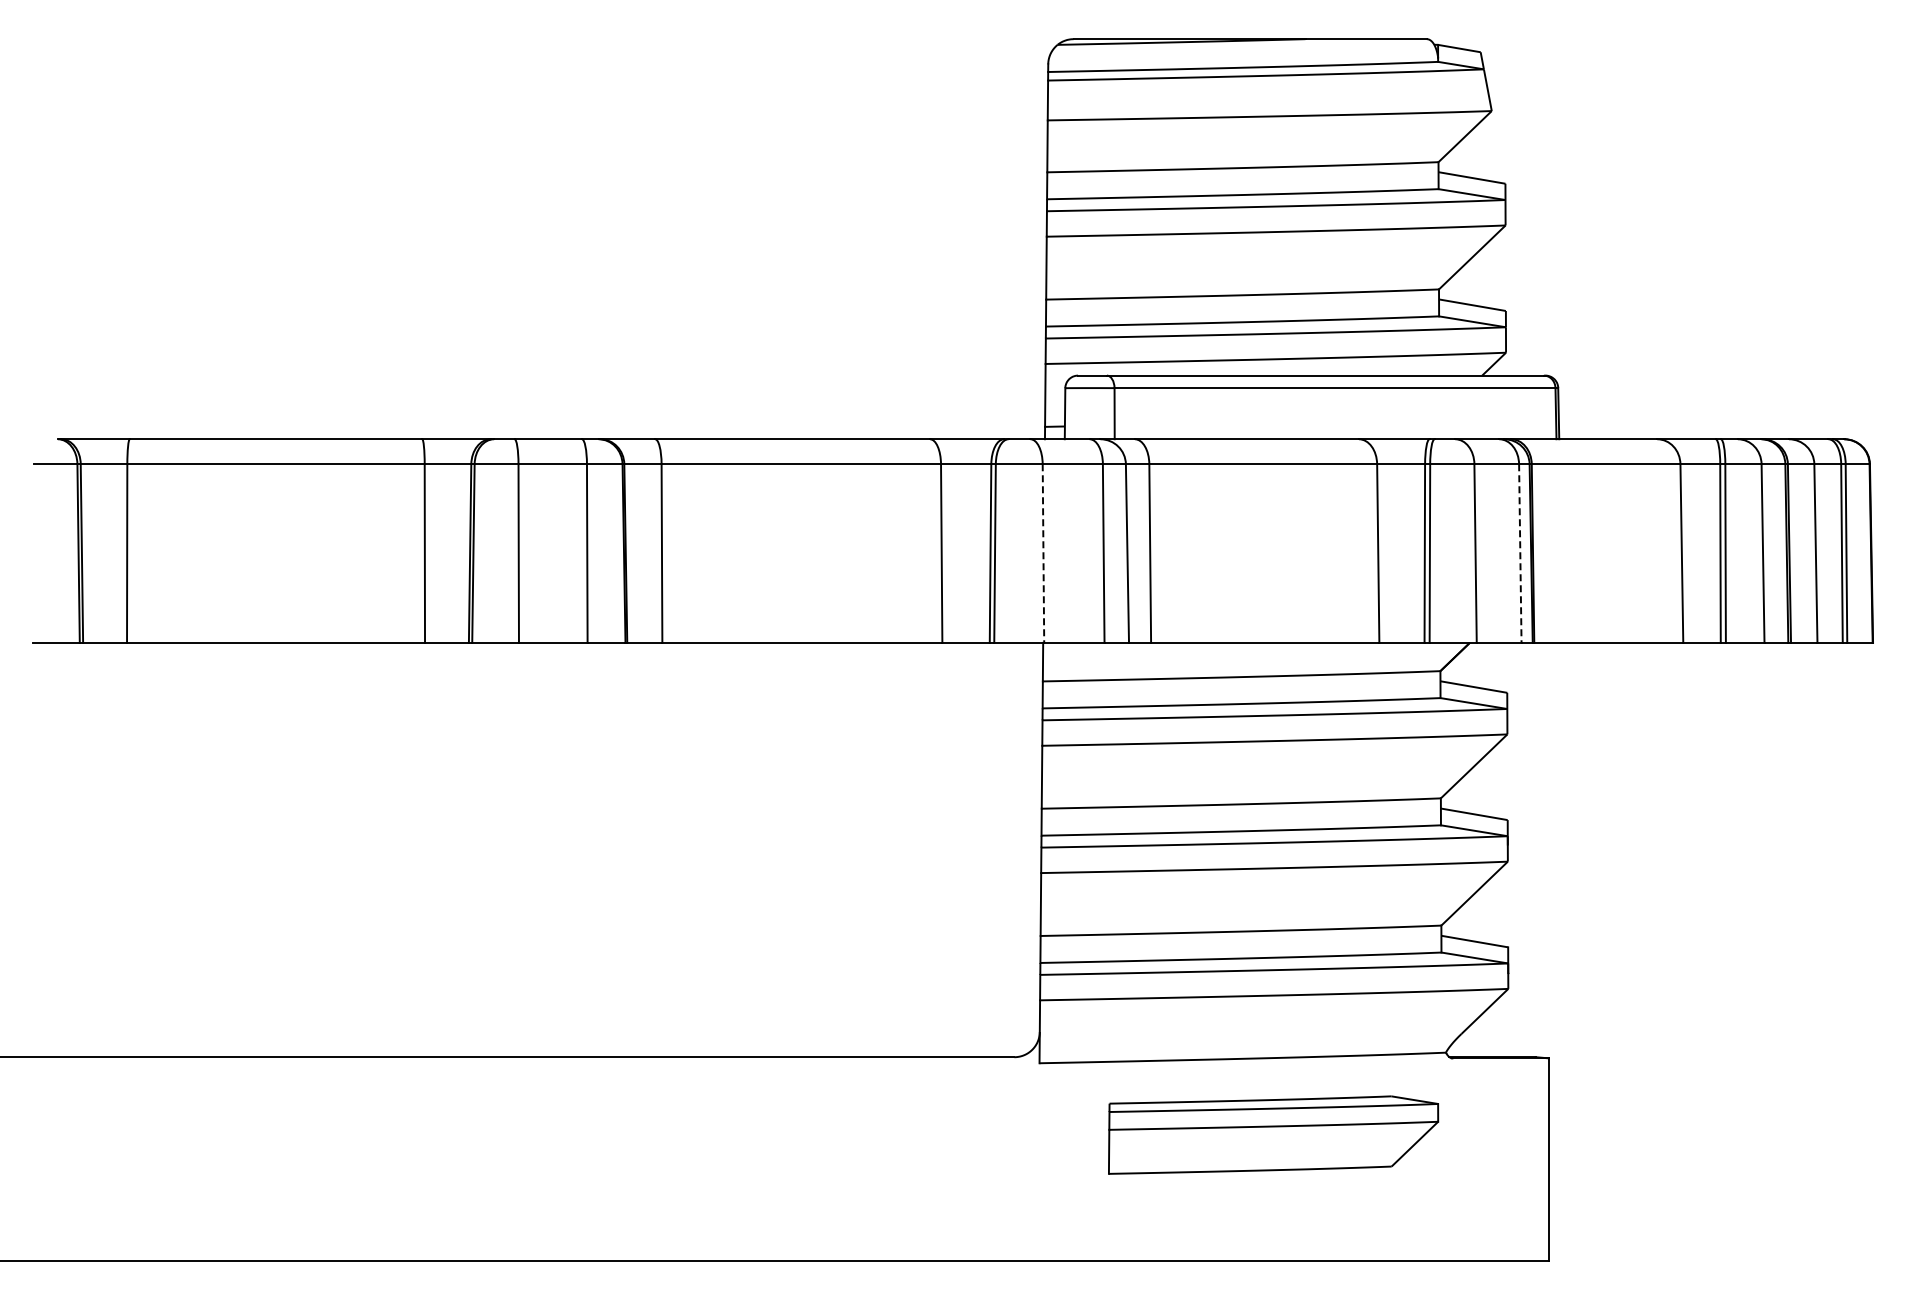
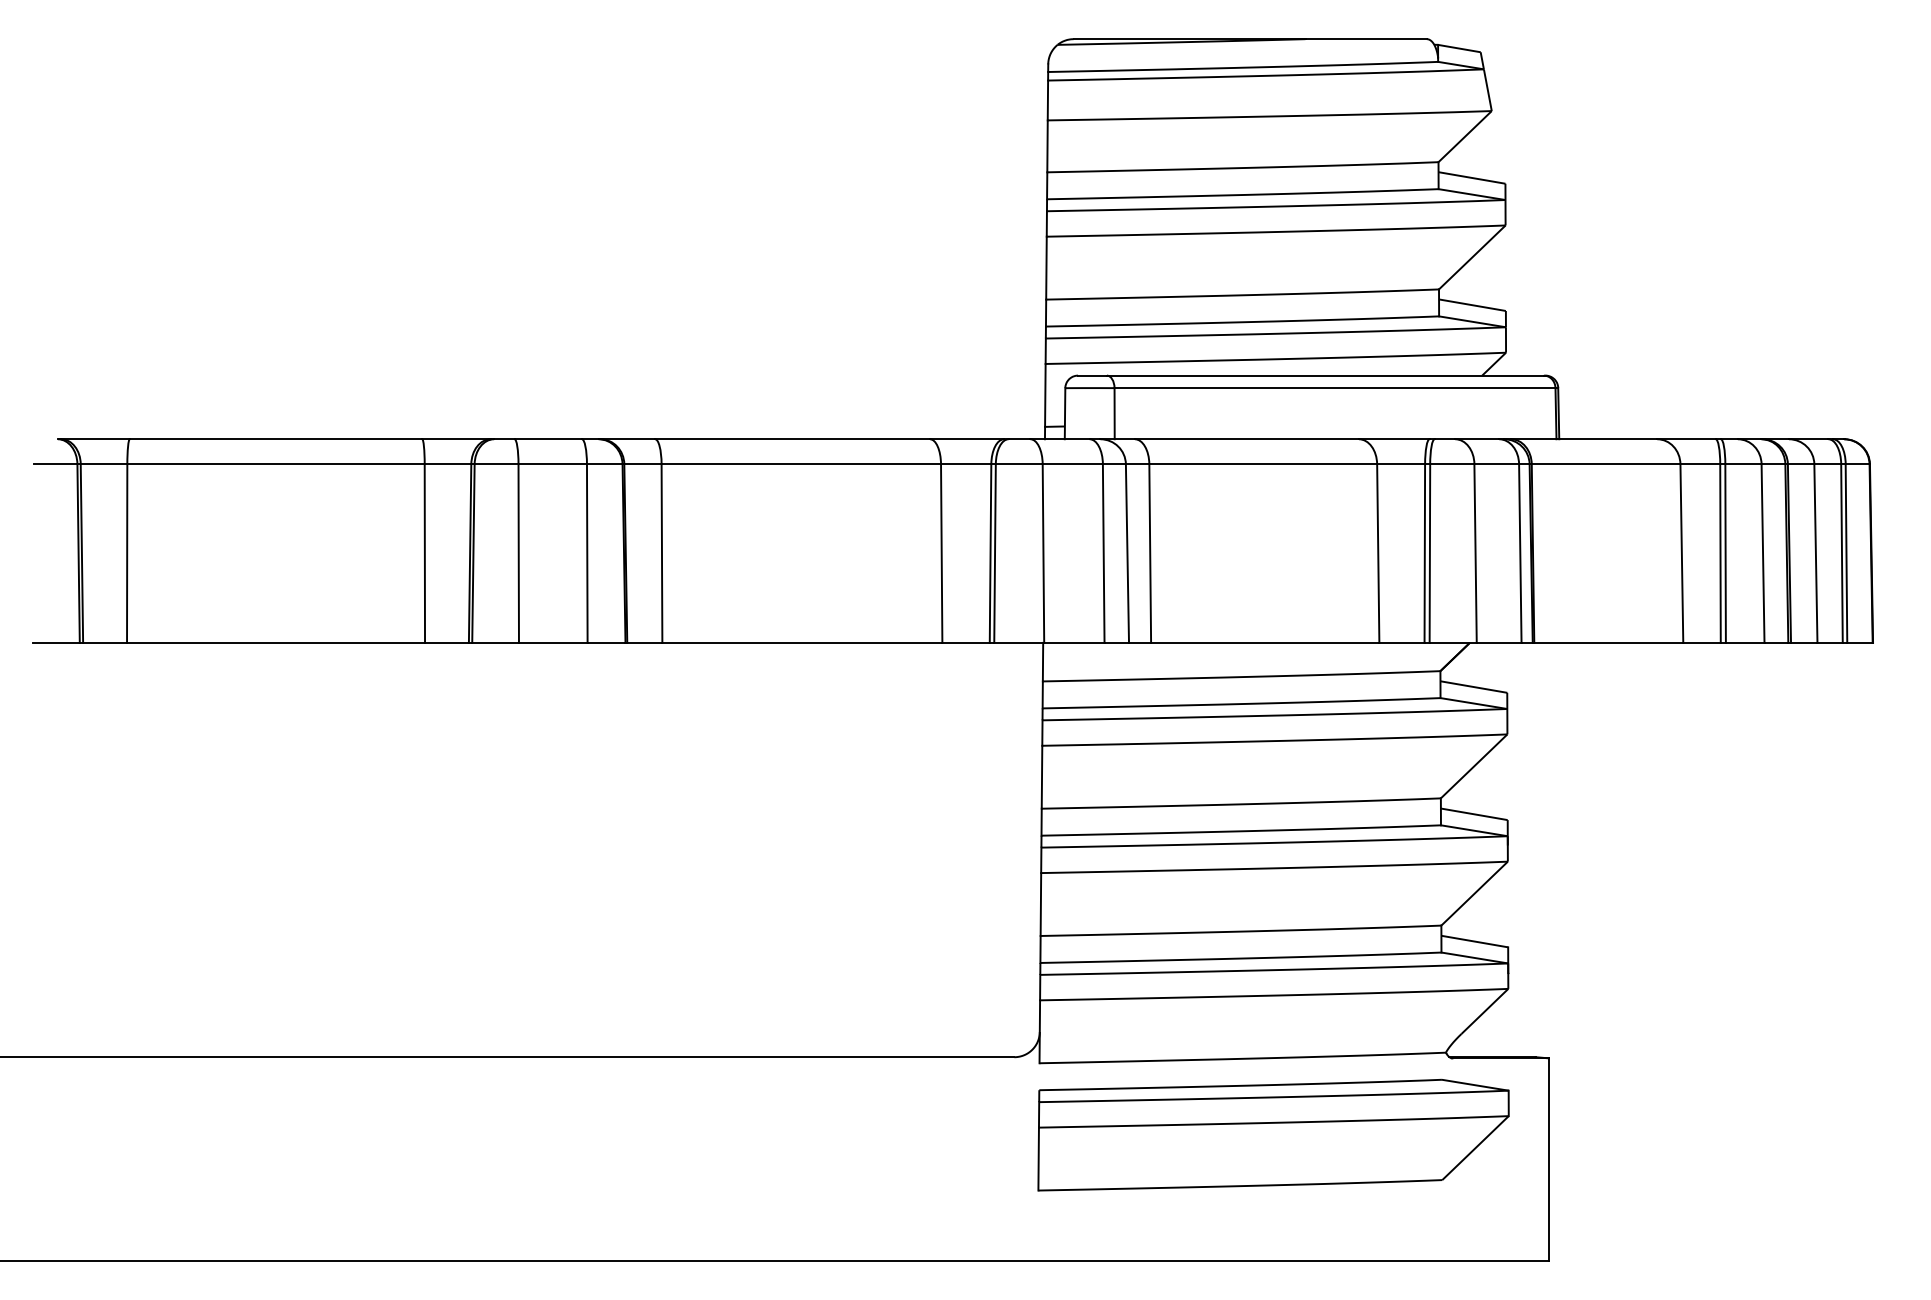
line: dashed -> solid (1043, 554)
line: dashed -> solid (1520, 554)
part size: 332x80 px -> 473x114 px (1273, 1134)
